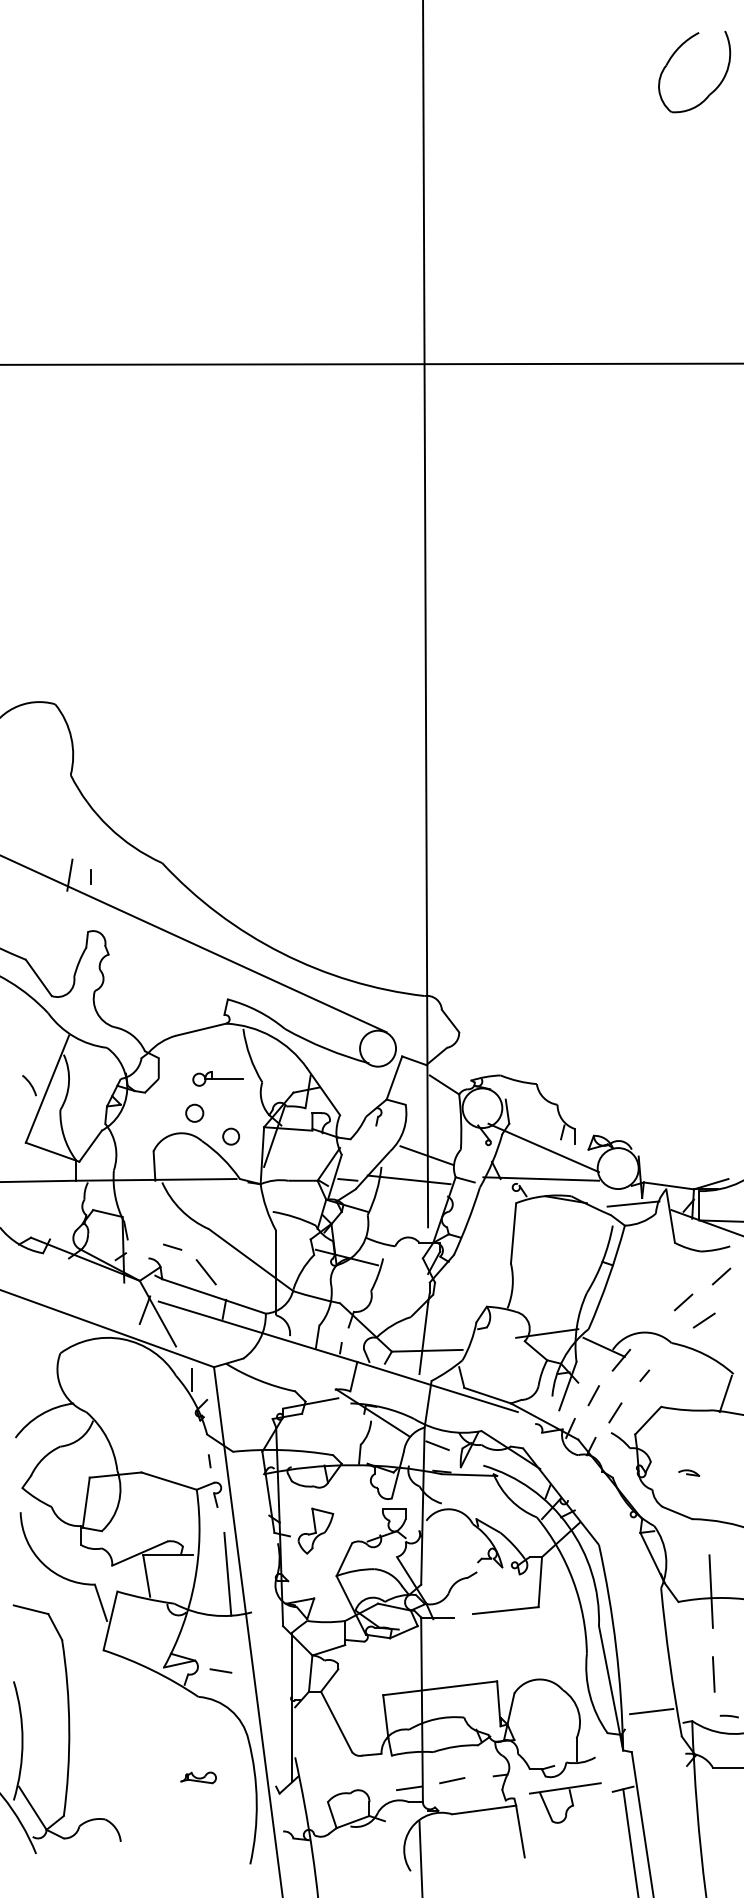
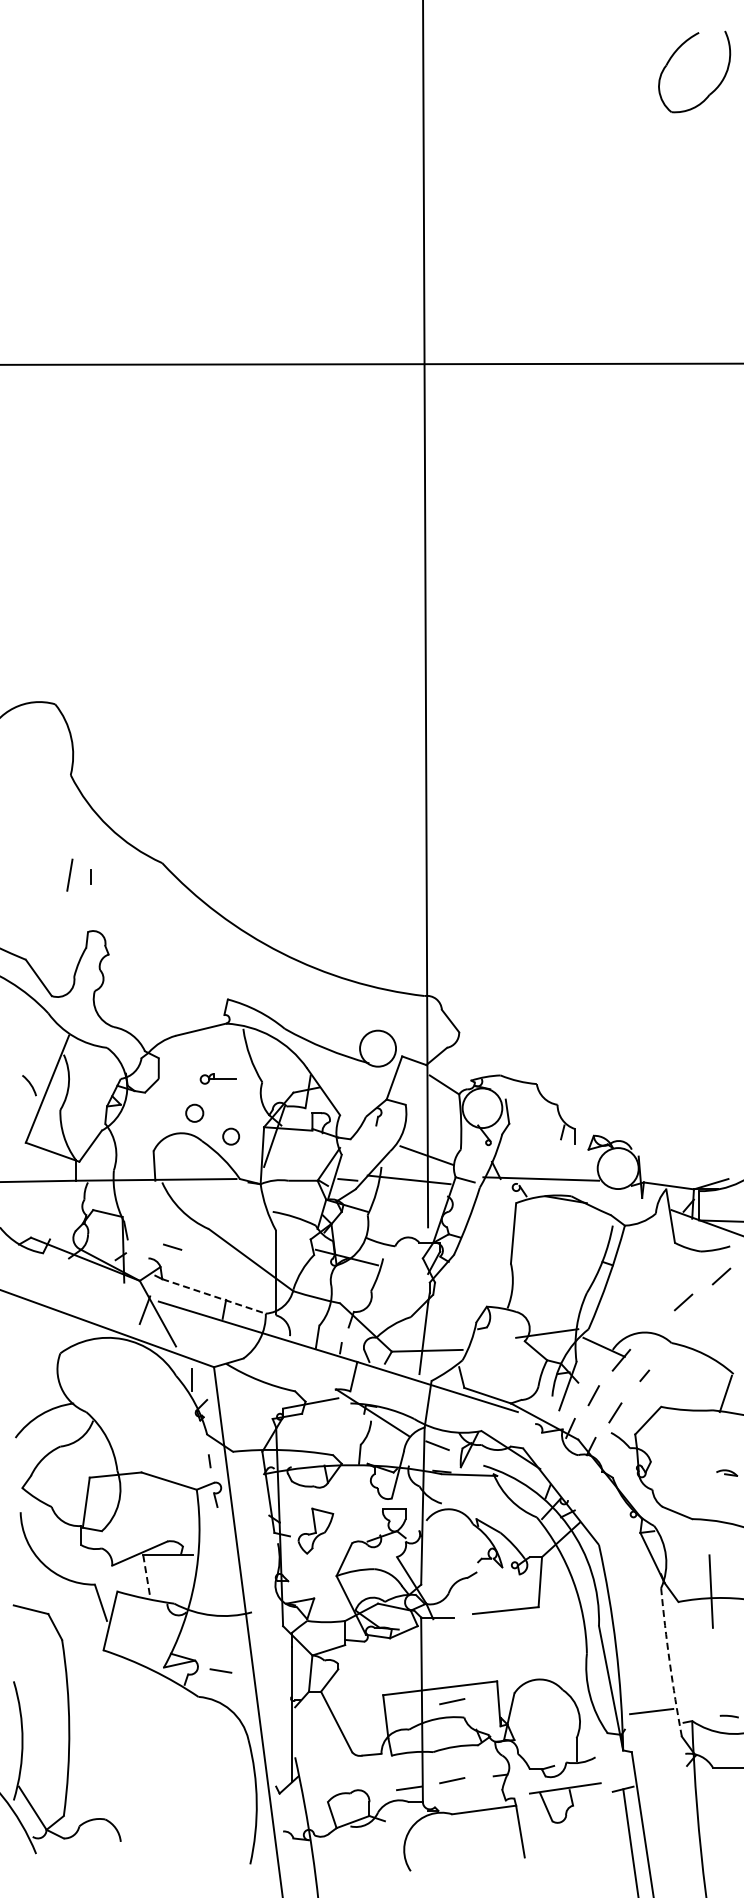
line: present -> none (194, 944)
part size: 52x16 px -> 38x12 px (217, 1078)
line: present -> none (543, 1147)
line: present -> none (633, 1203)
line: present -> none (205, 1272)
line: solid -> dashed (214, 1296)
line: present -> none (703, 1320)
part position: (689, 1472) -> (727, 1472) (727, 1472)
line: present -> none (227, 1573)
line: solid -> dashed (146, 1576)
arc: solid -> dashed (669, 1662)
line: present -> none (713, 1674)
line: none -> present (452, 1701)
part: present -> none (198, 1777)
line: present -> none (420, 1857)
